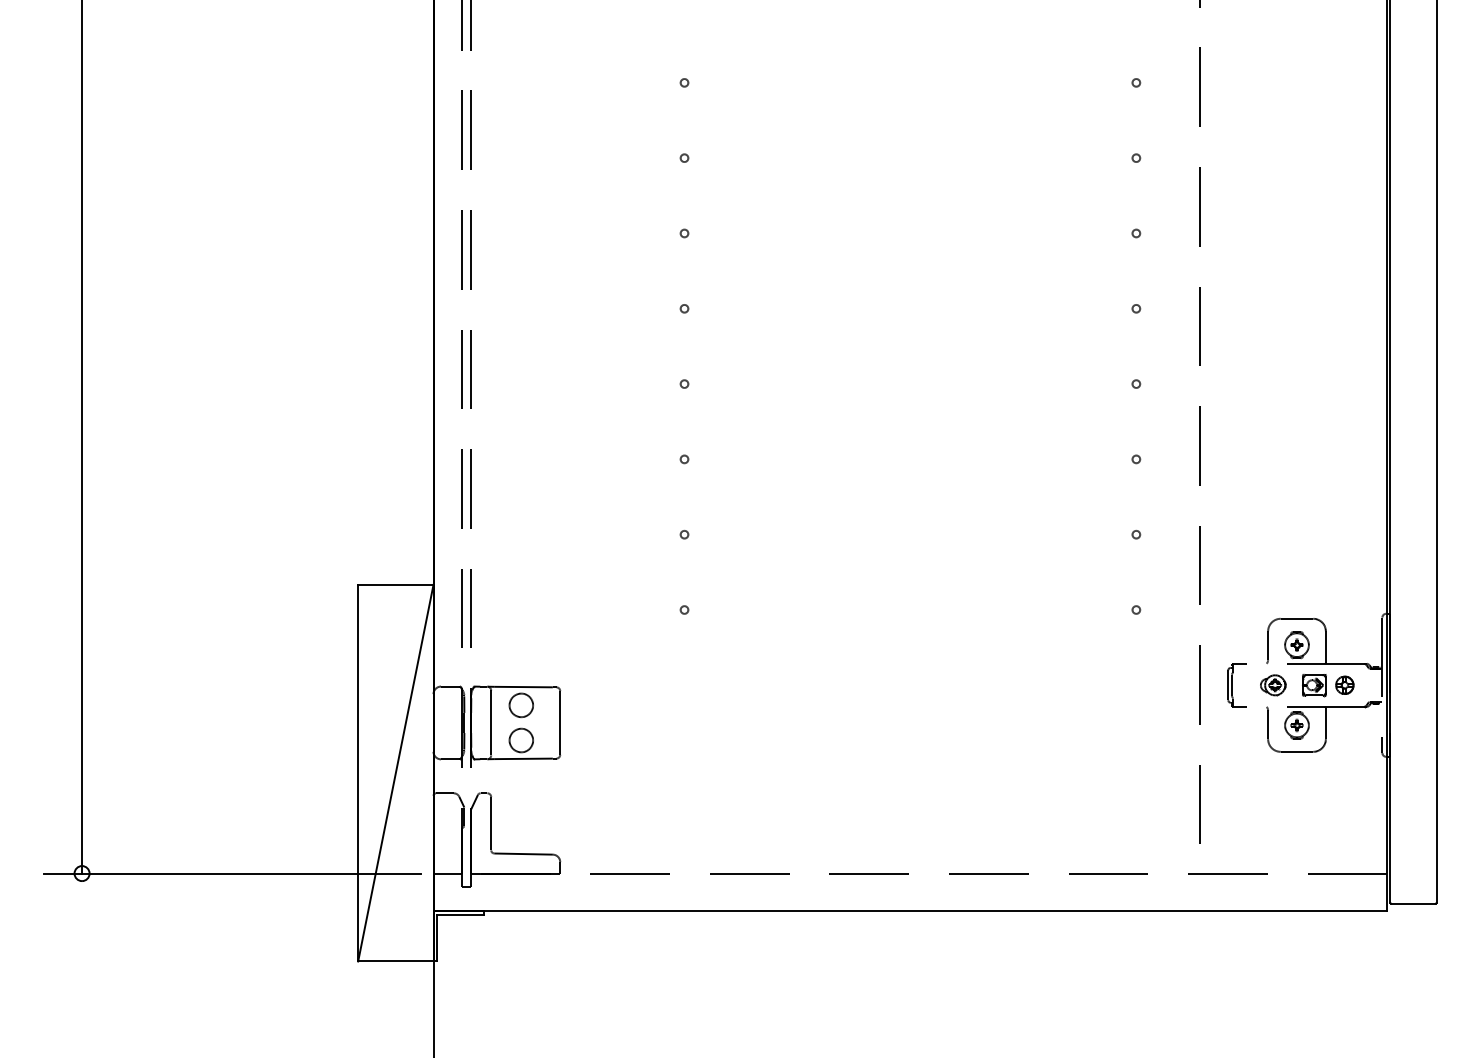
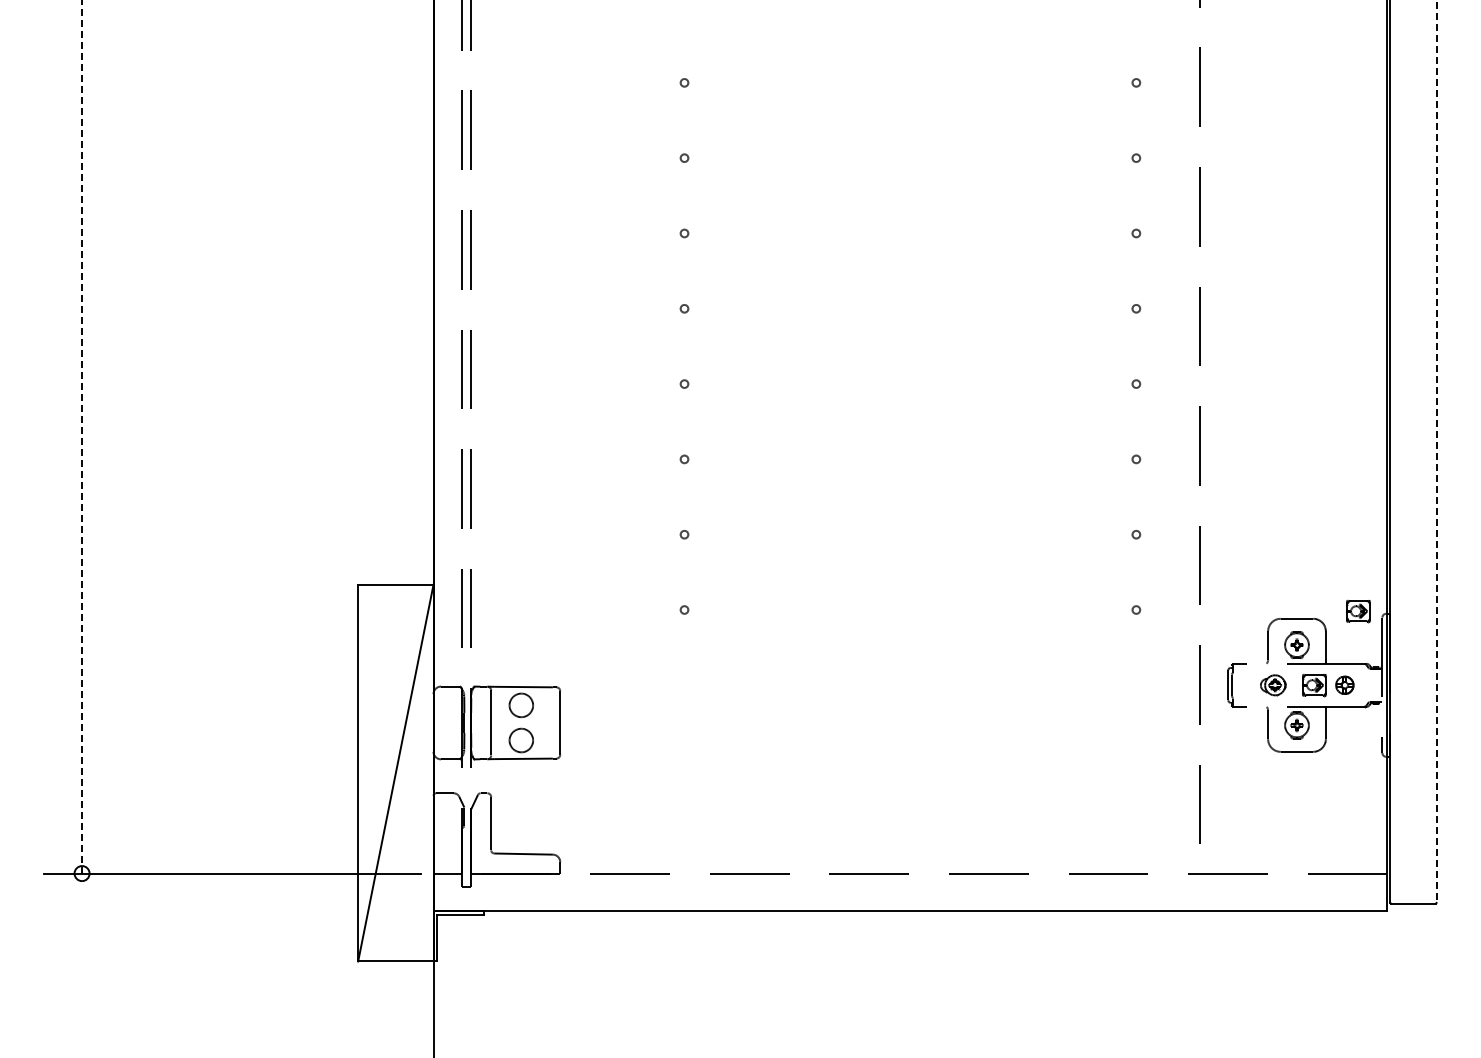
line: solid -> dashed (82, 436)
line: solid -> dashed (1436, 452)
part: none -> present (1358, 611)
